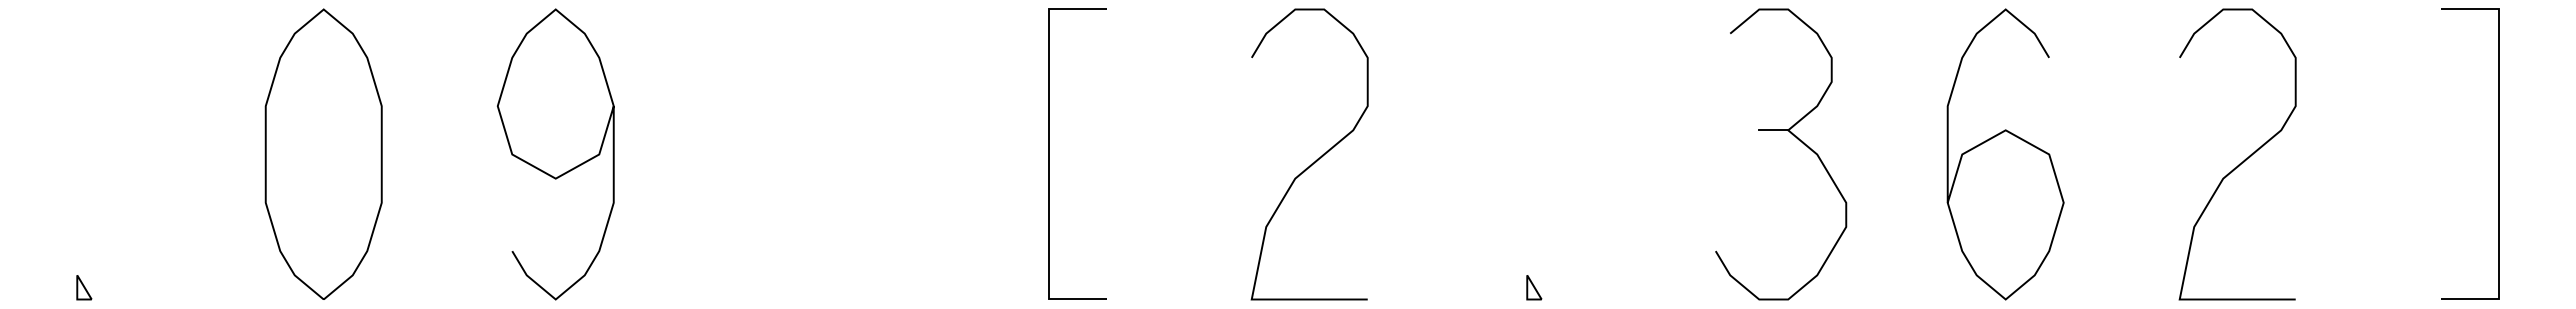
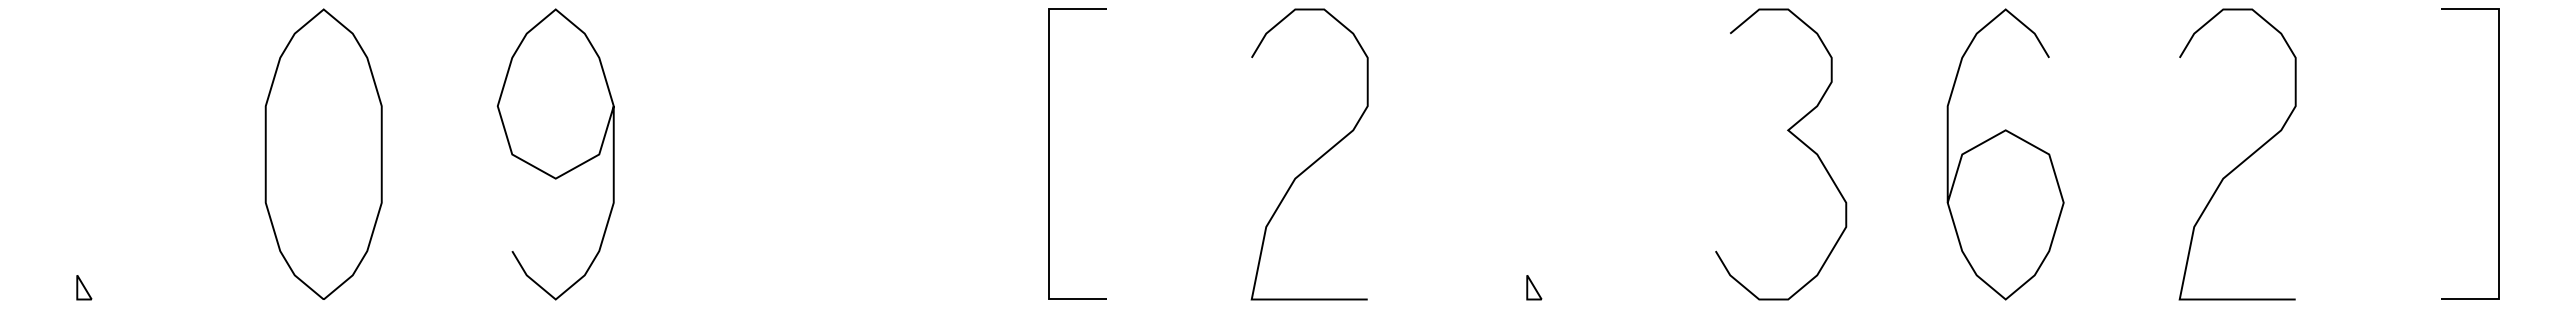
line: present -> none (1773, 130)
